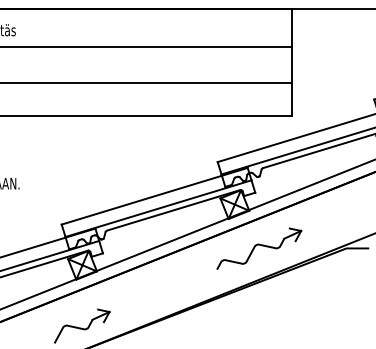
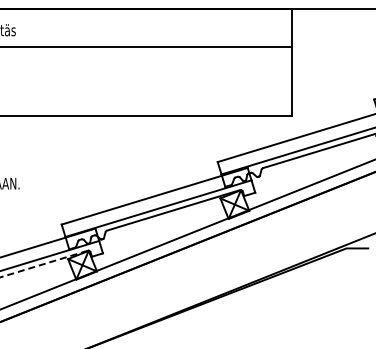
line: present -> none (147, 82)
part: present -> none (259, 248)
line: solid -> dashed (43, 264)
part: present -> none (82, 325)
